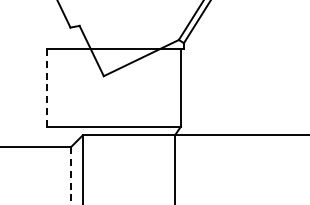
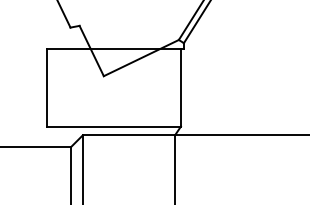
line: dashed -> solid (47, 87)
line: dashed -> solid (70, 176)
